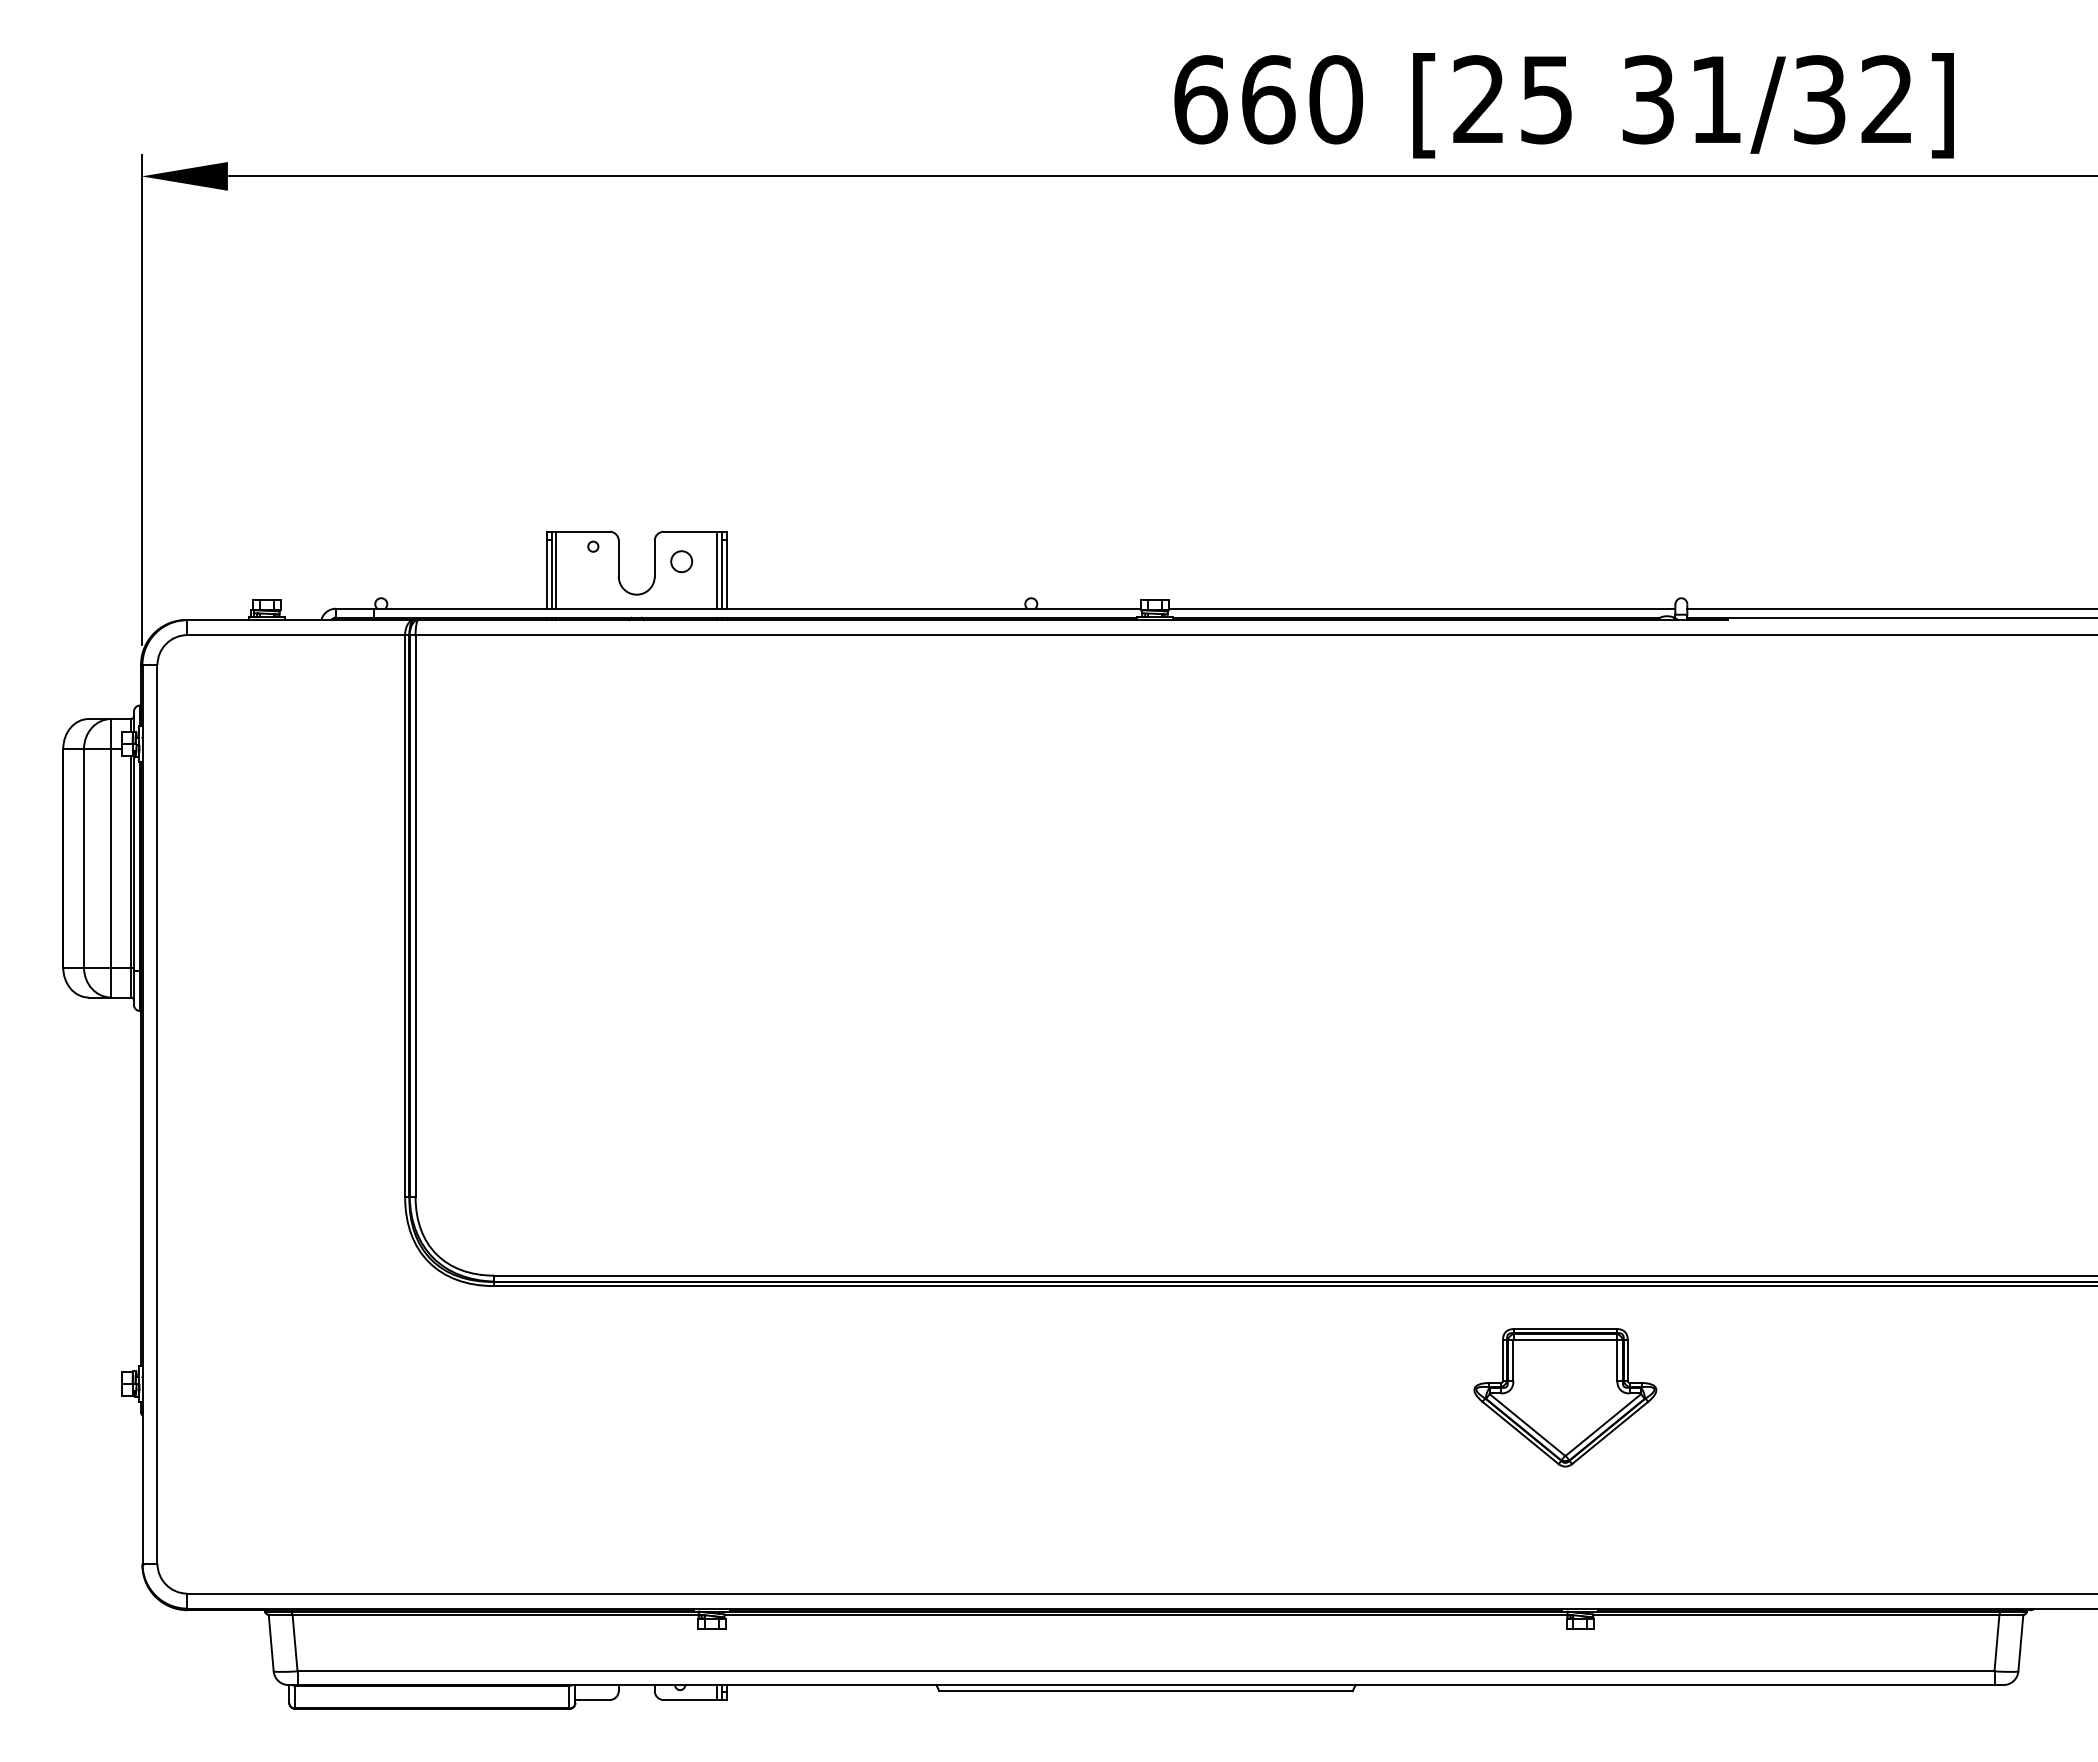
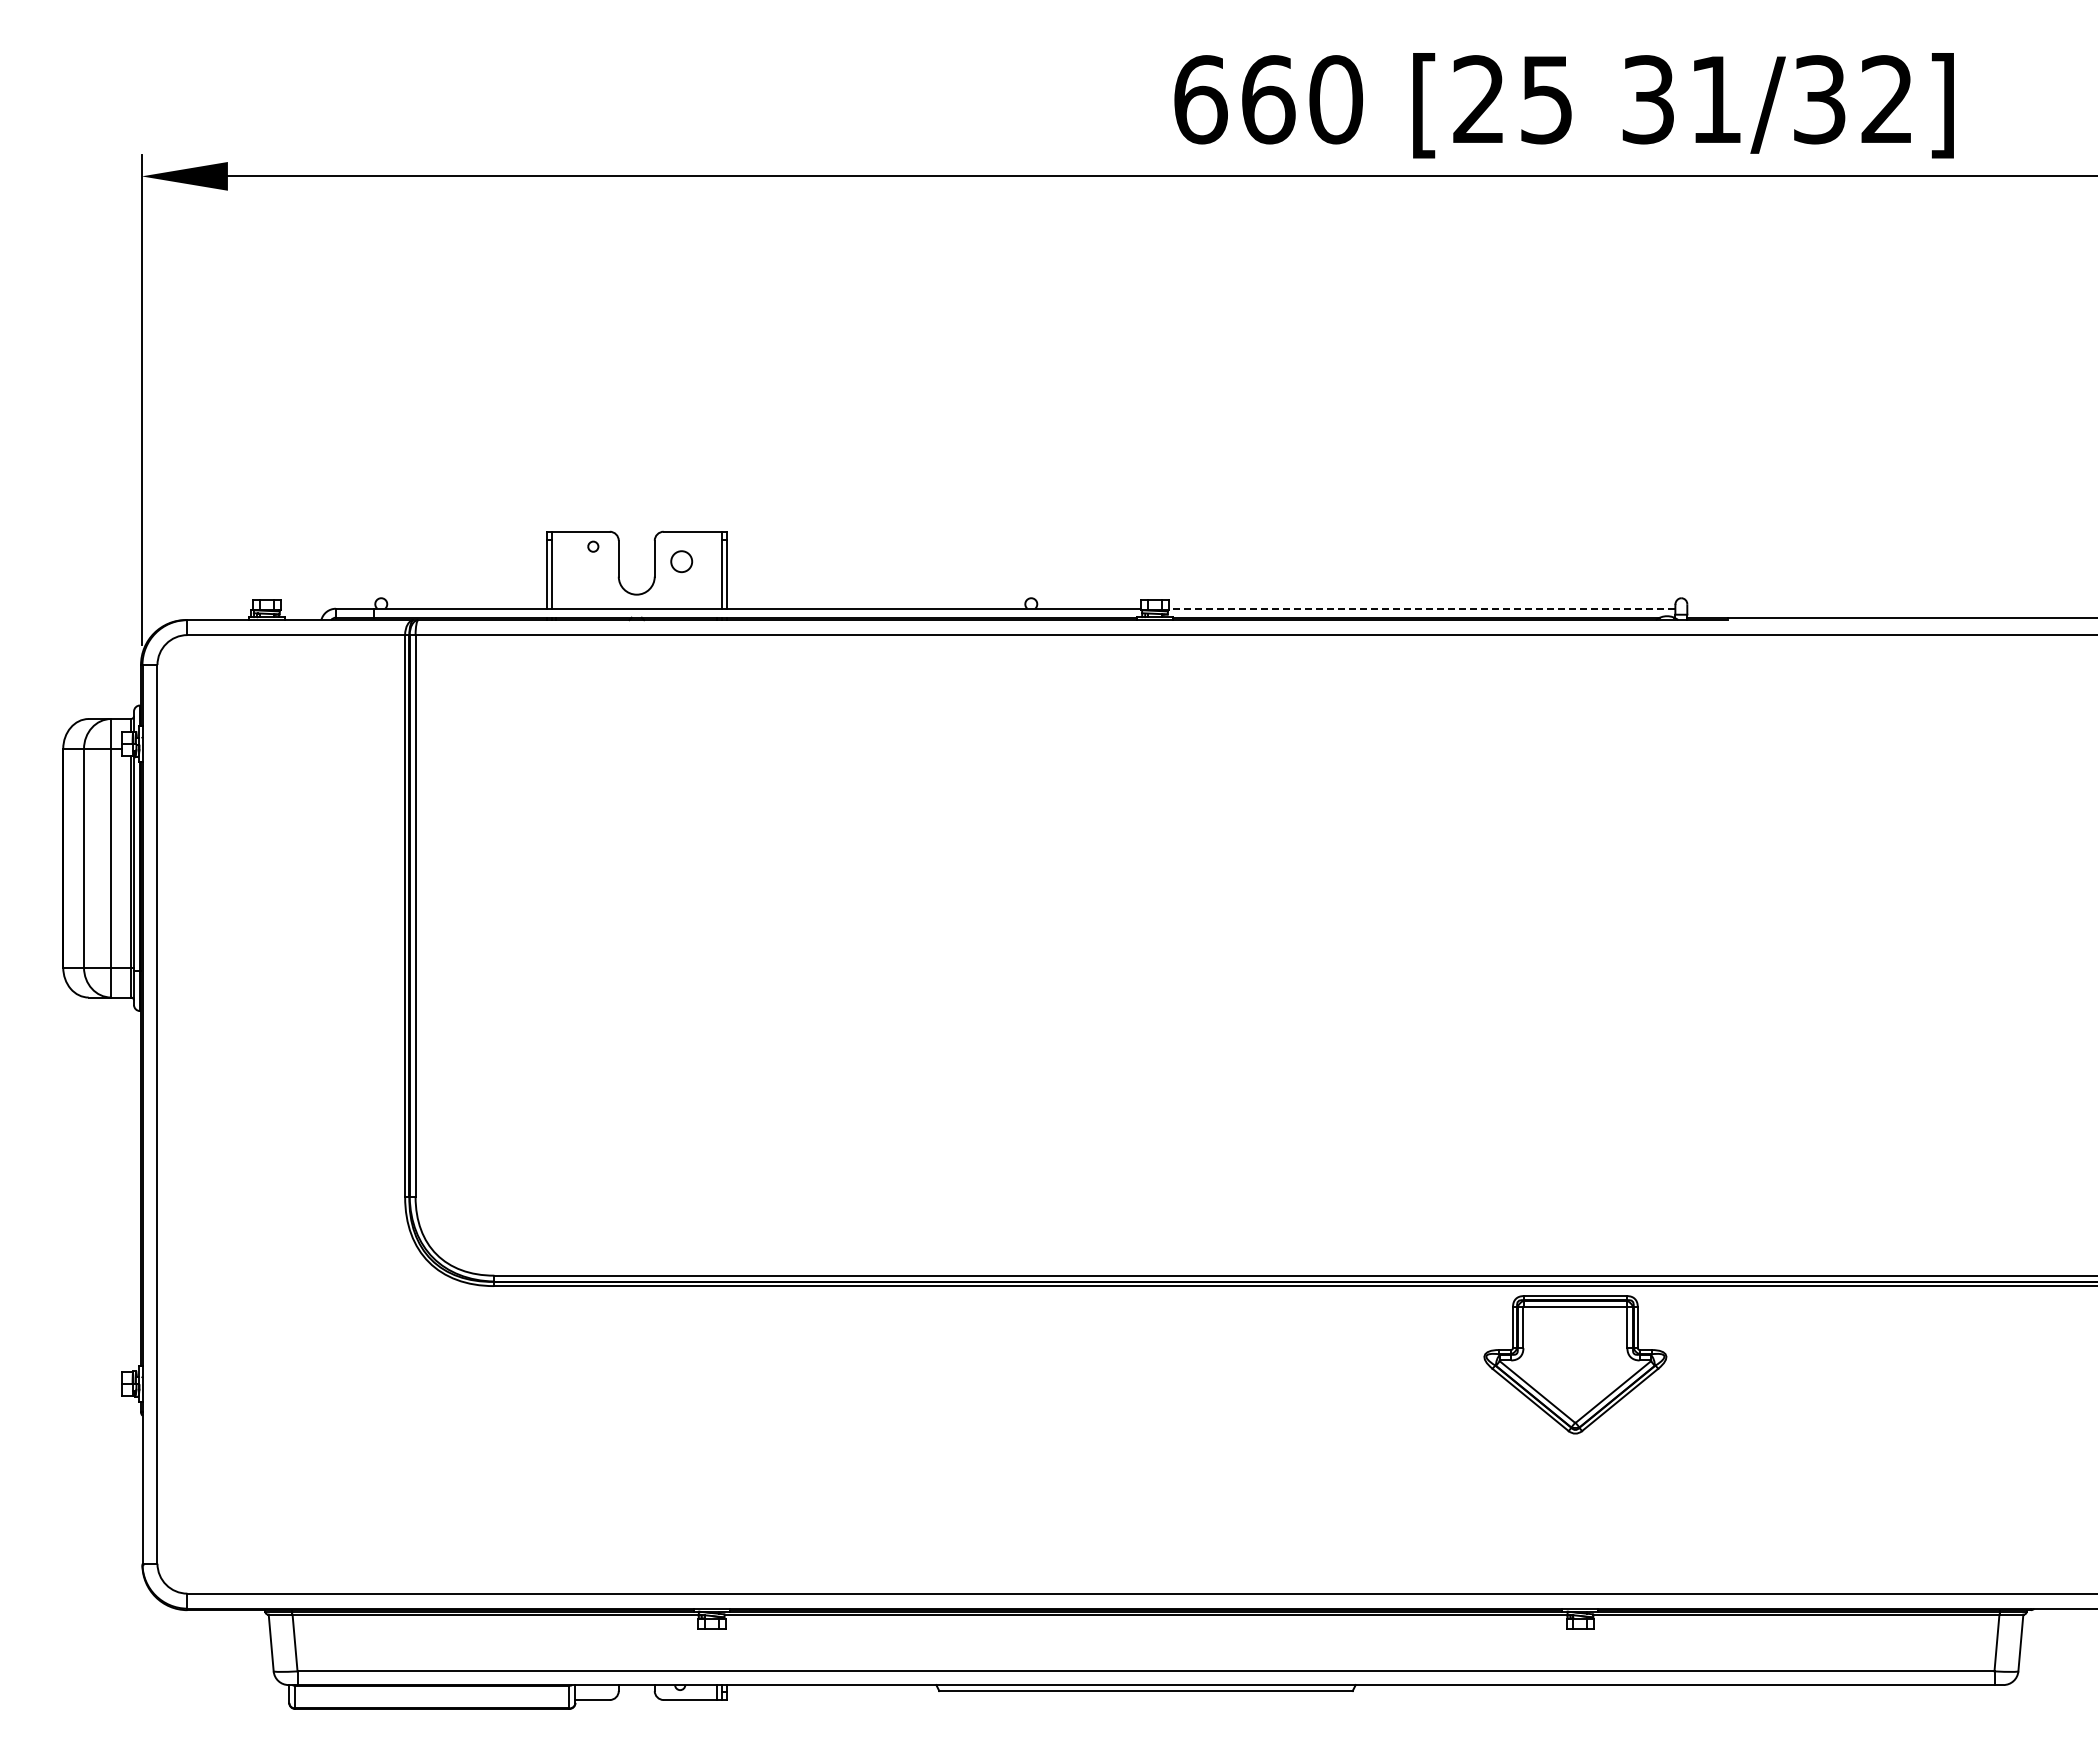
line: present -> none (556, 569)
line: present -> none (717, 569)
line: solid -> dashed (1421, 608)
line: present -> none (1890, 608)
part position: (1565, 1397) -> (1575, 1364) (1575, 1364)
